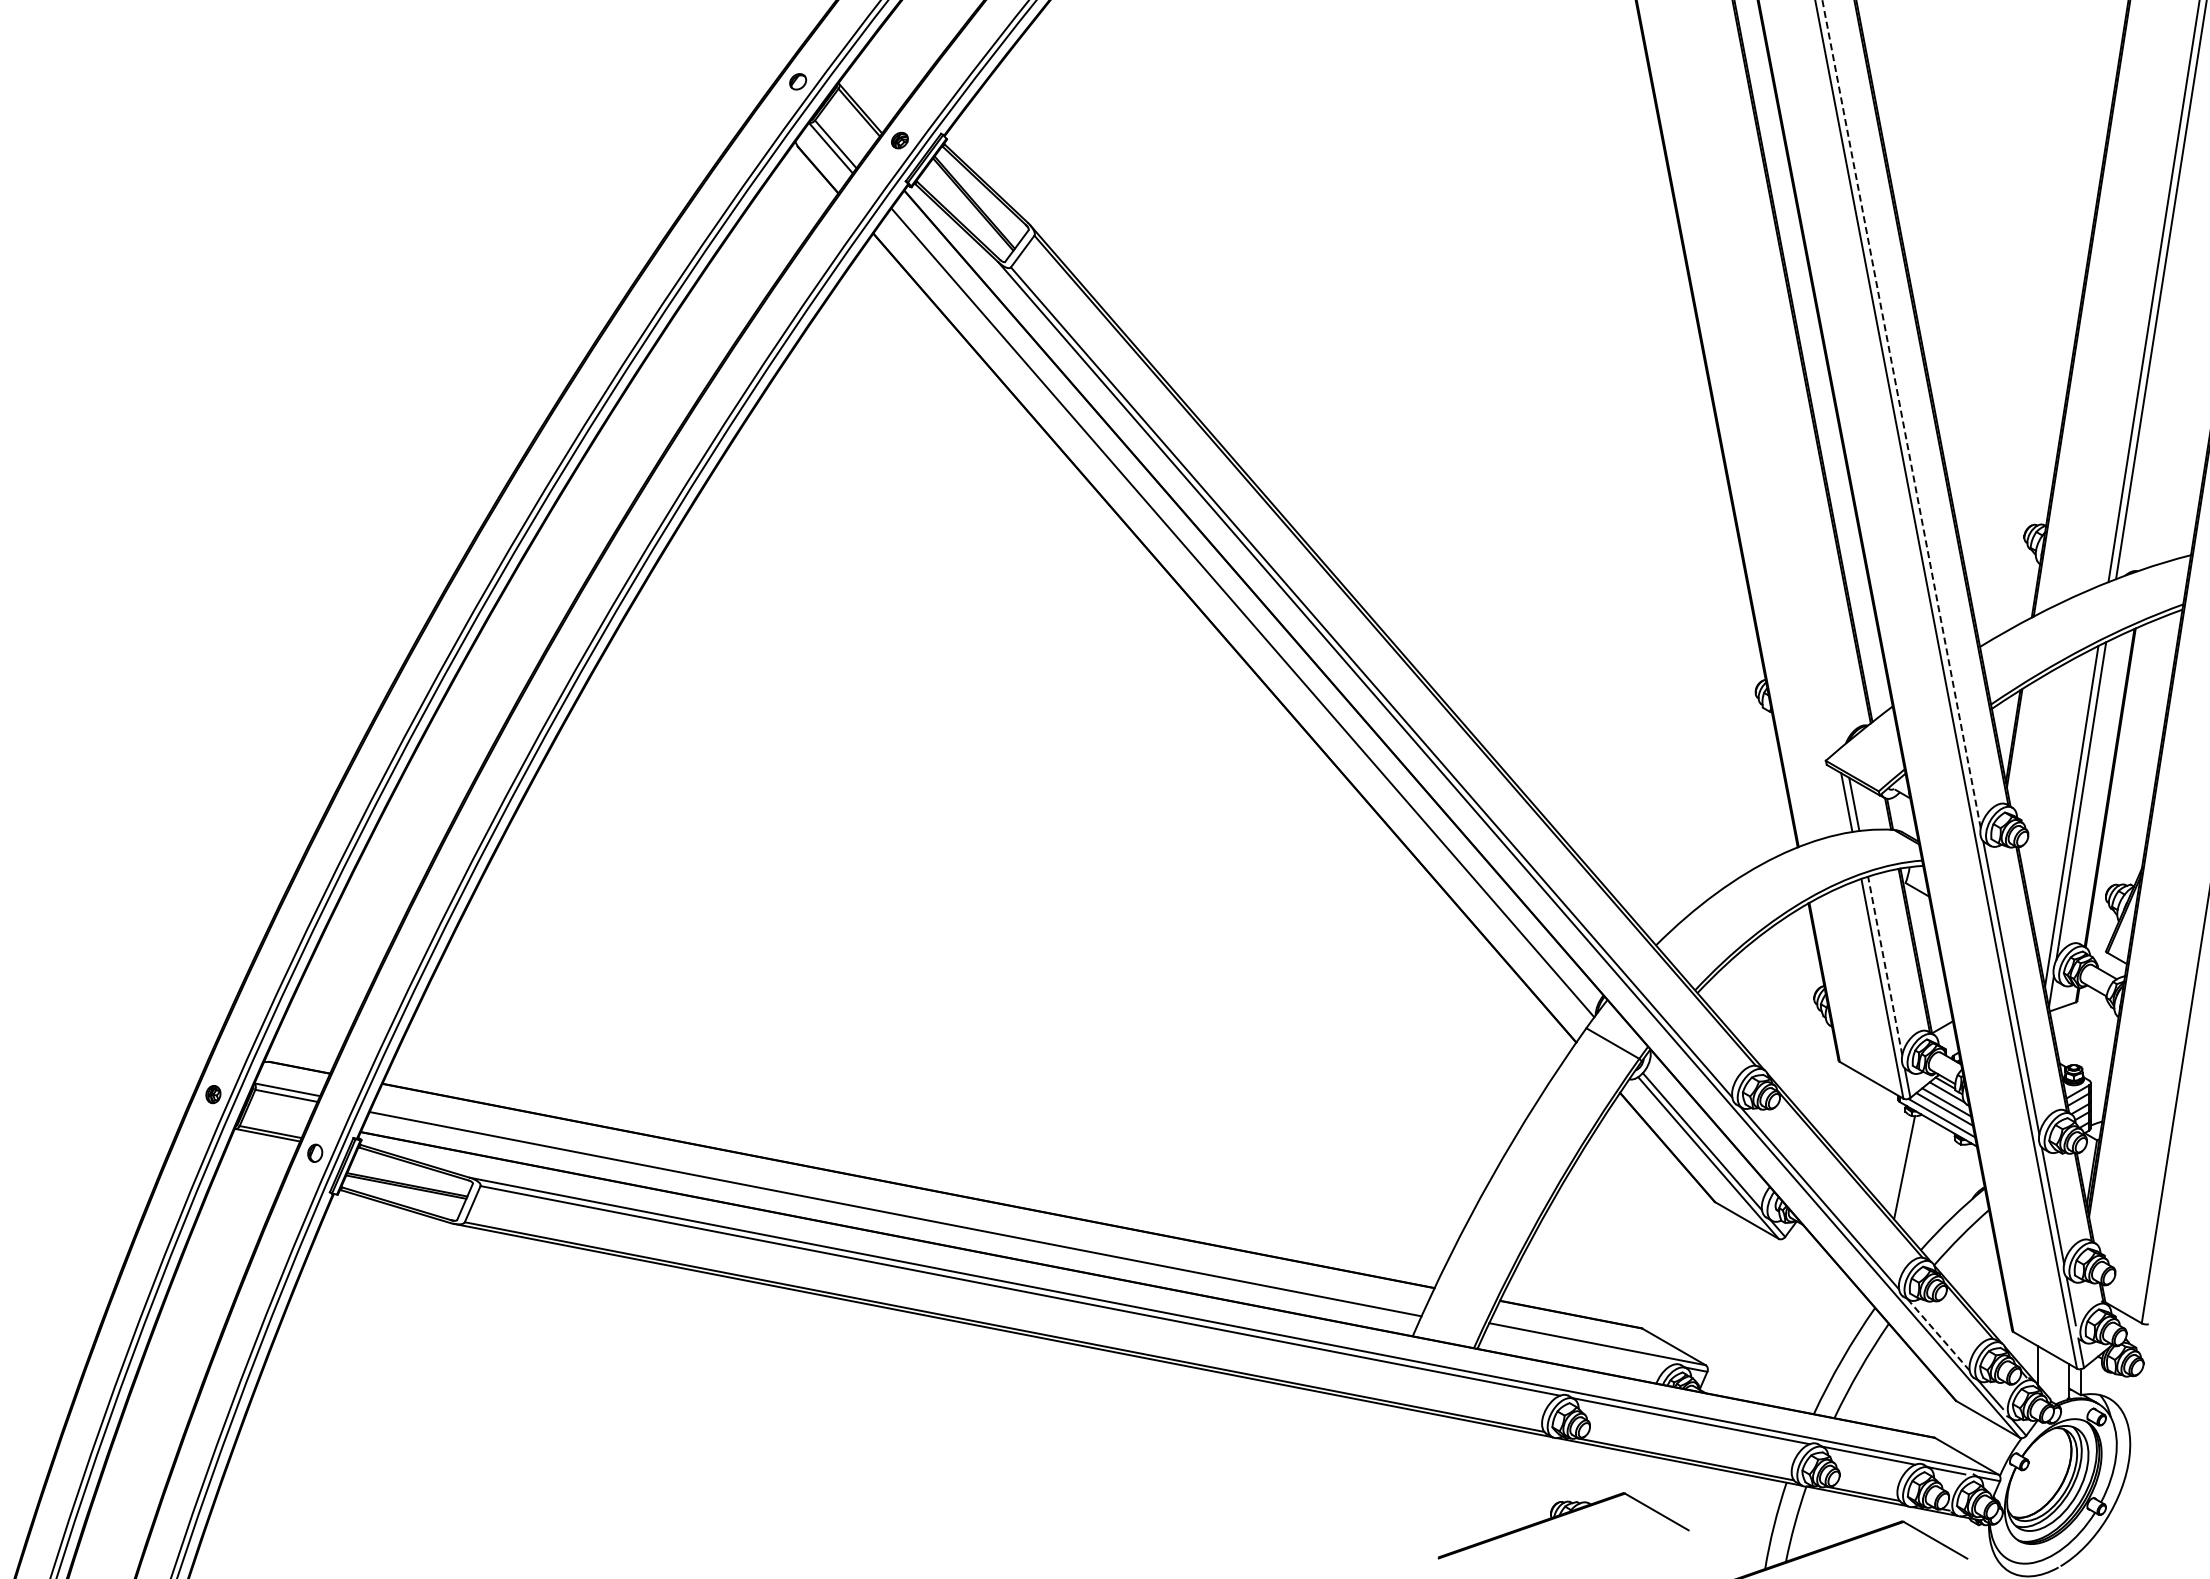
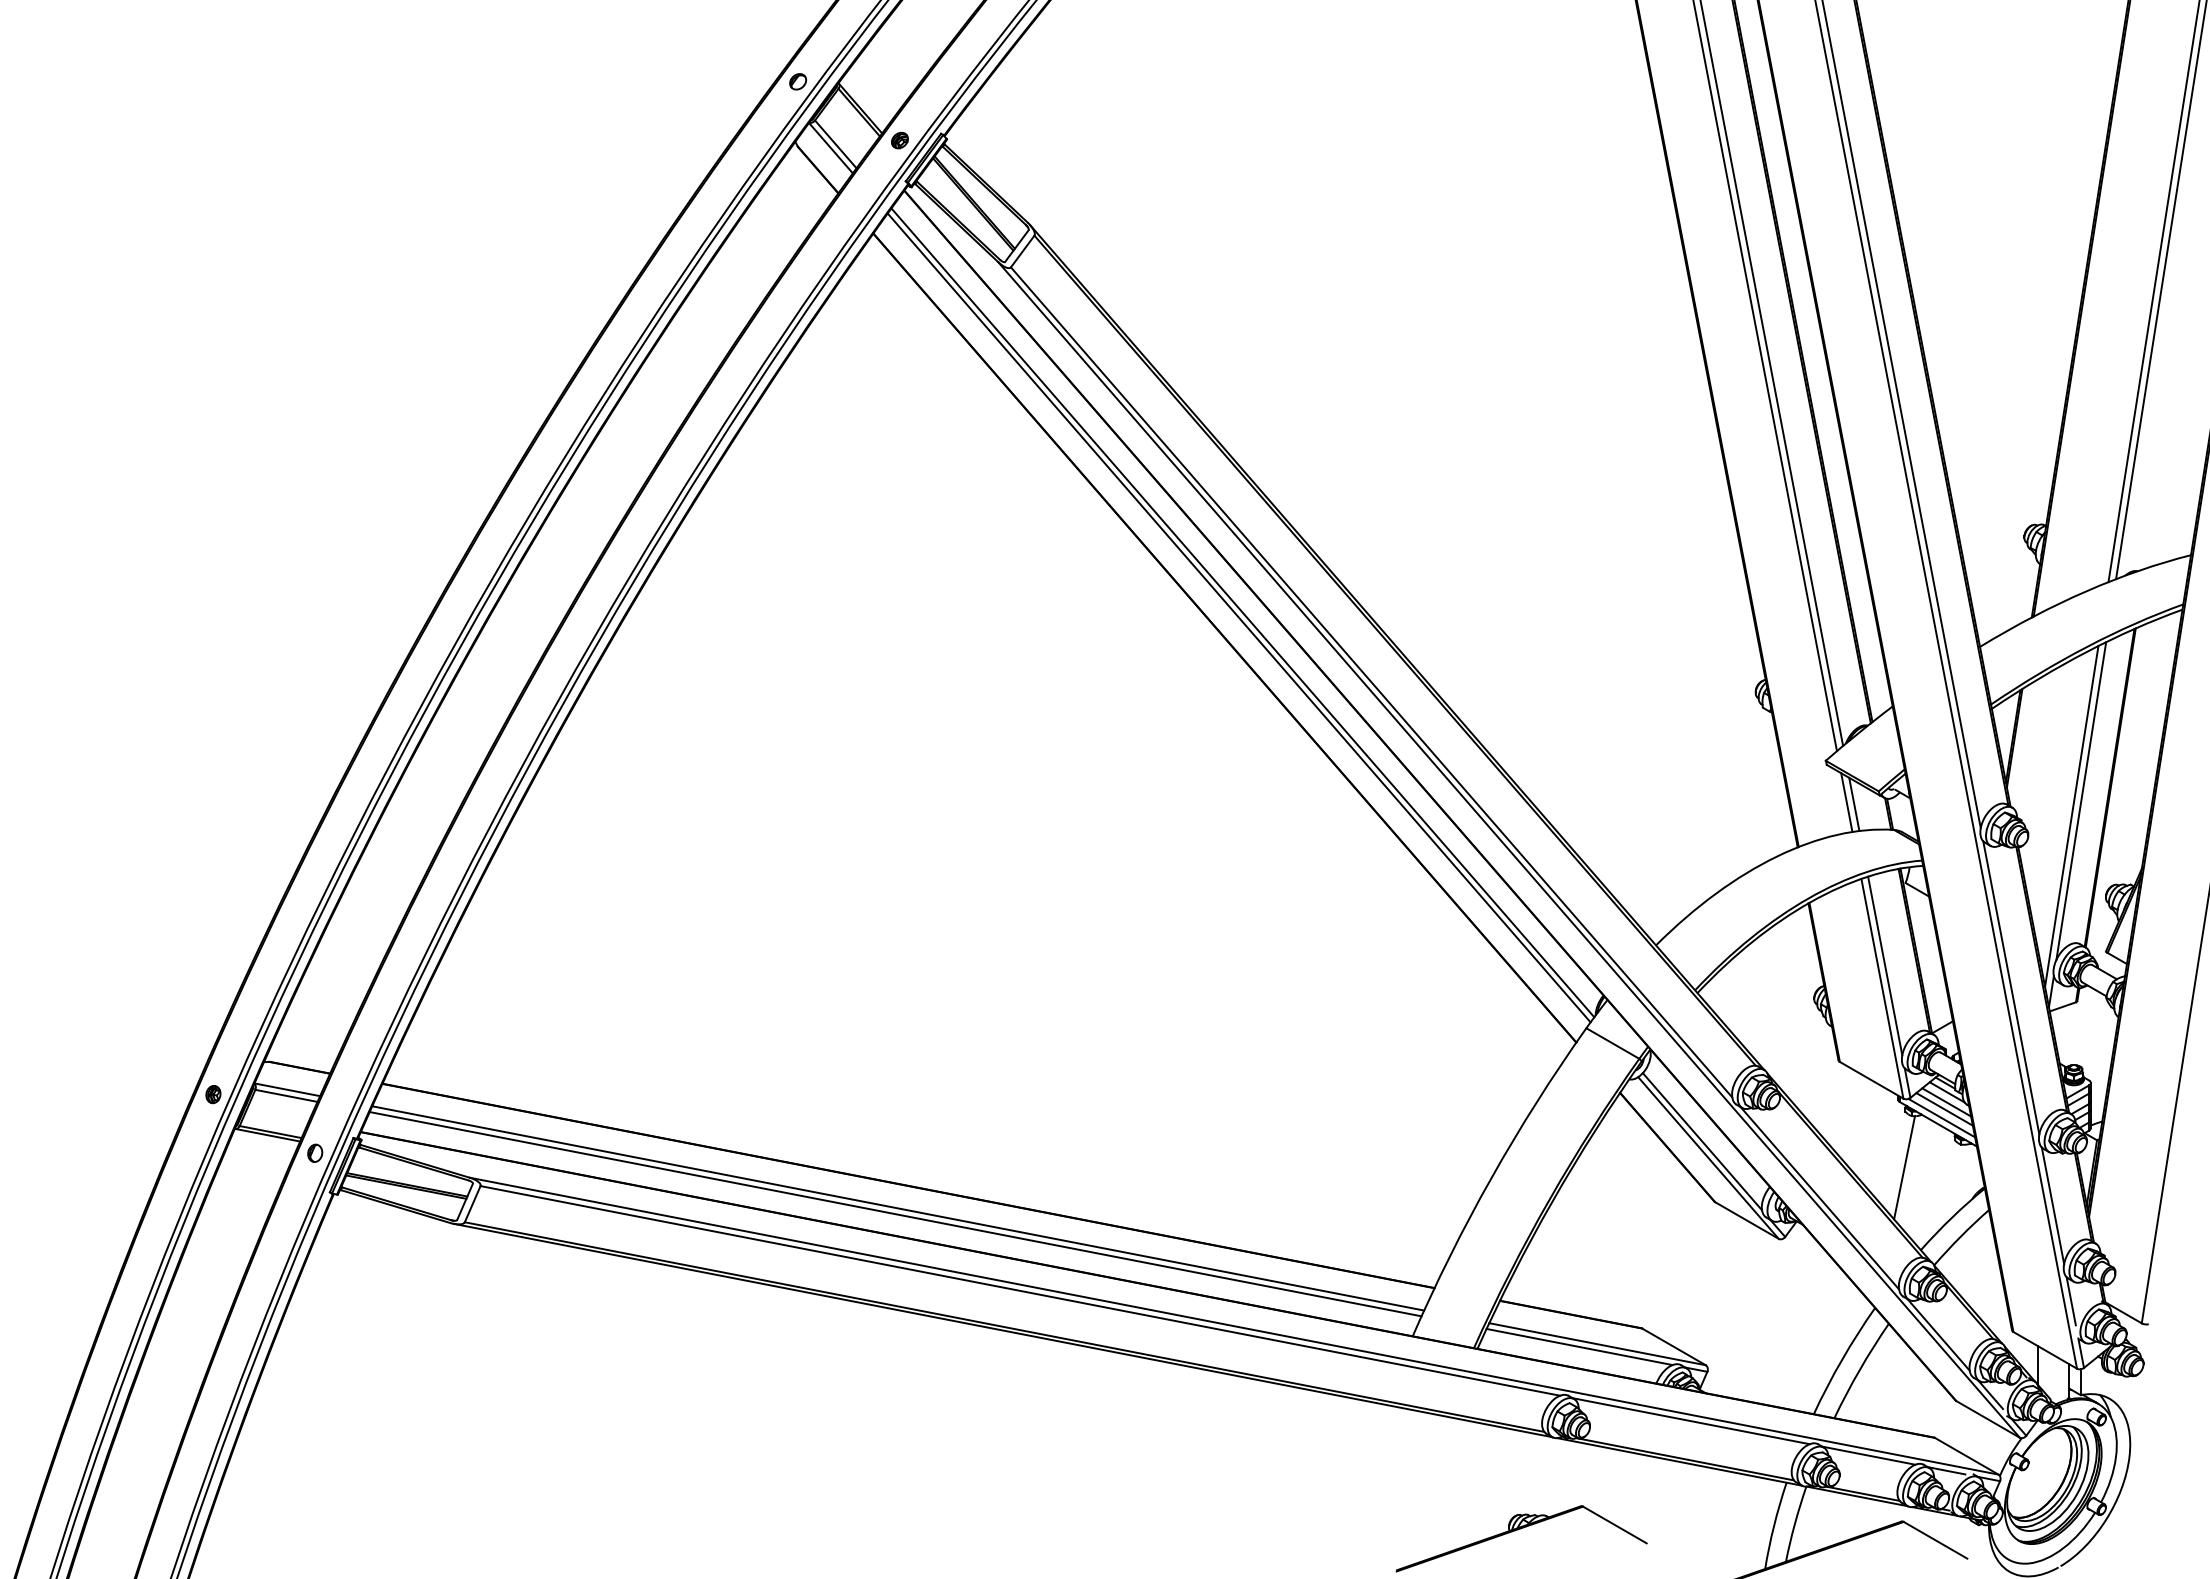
line: none -> present (1771, 373)
line: none -> present (1764, 376)
line: dashed -> solid (1901, 413)
line: none -> present (1238, 617)
line: dashed -> solid (1885, 965)
line: none -> present (898, 1208)
line: dashed -> solid (1938, 1334)
line: none -> present (1579, 1346)
part position: (1560, 1517) -> (1518, 1530) (1518, 1530)
